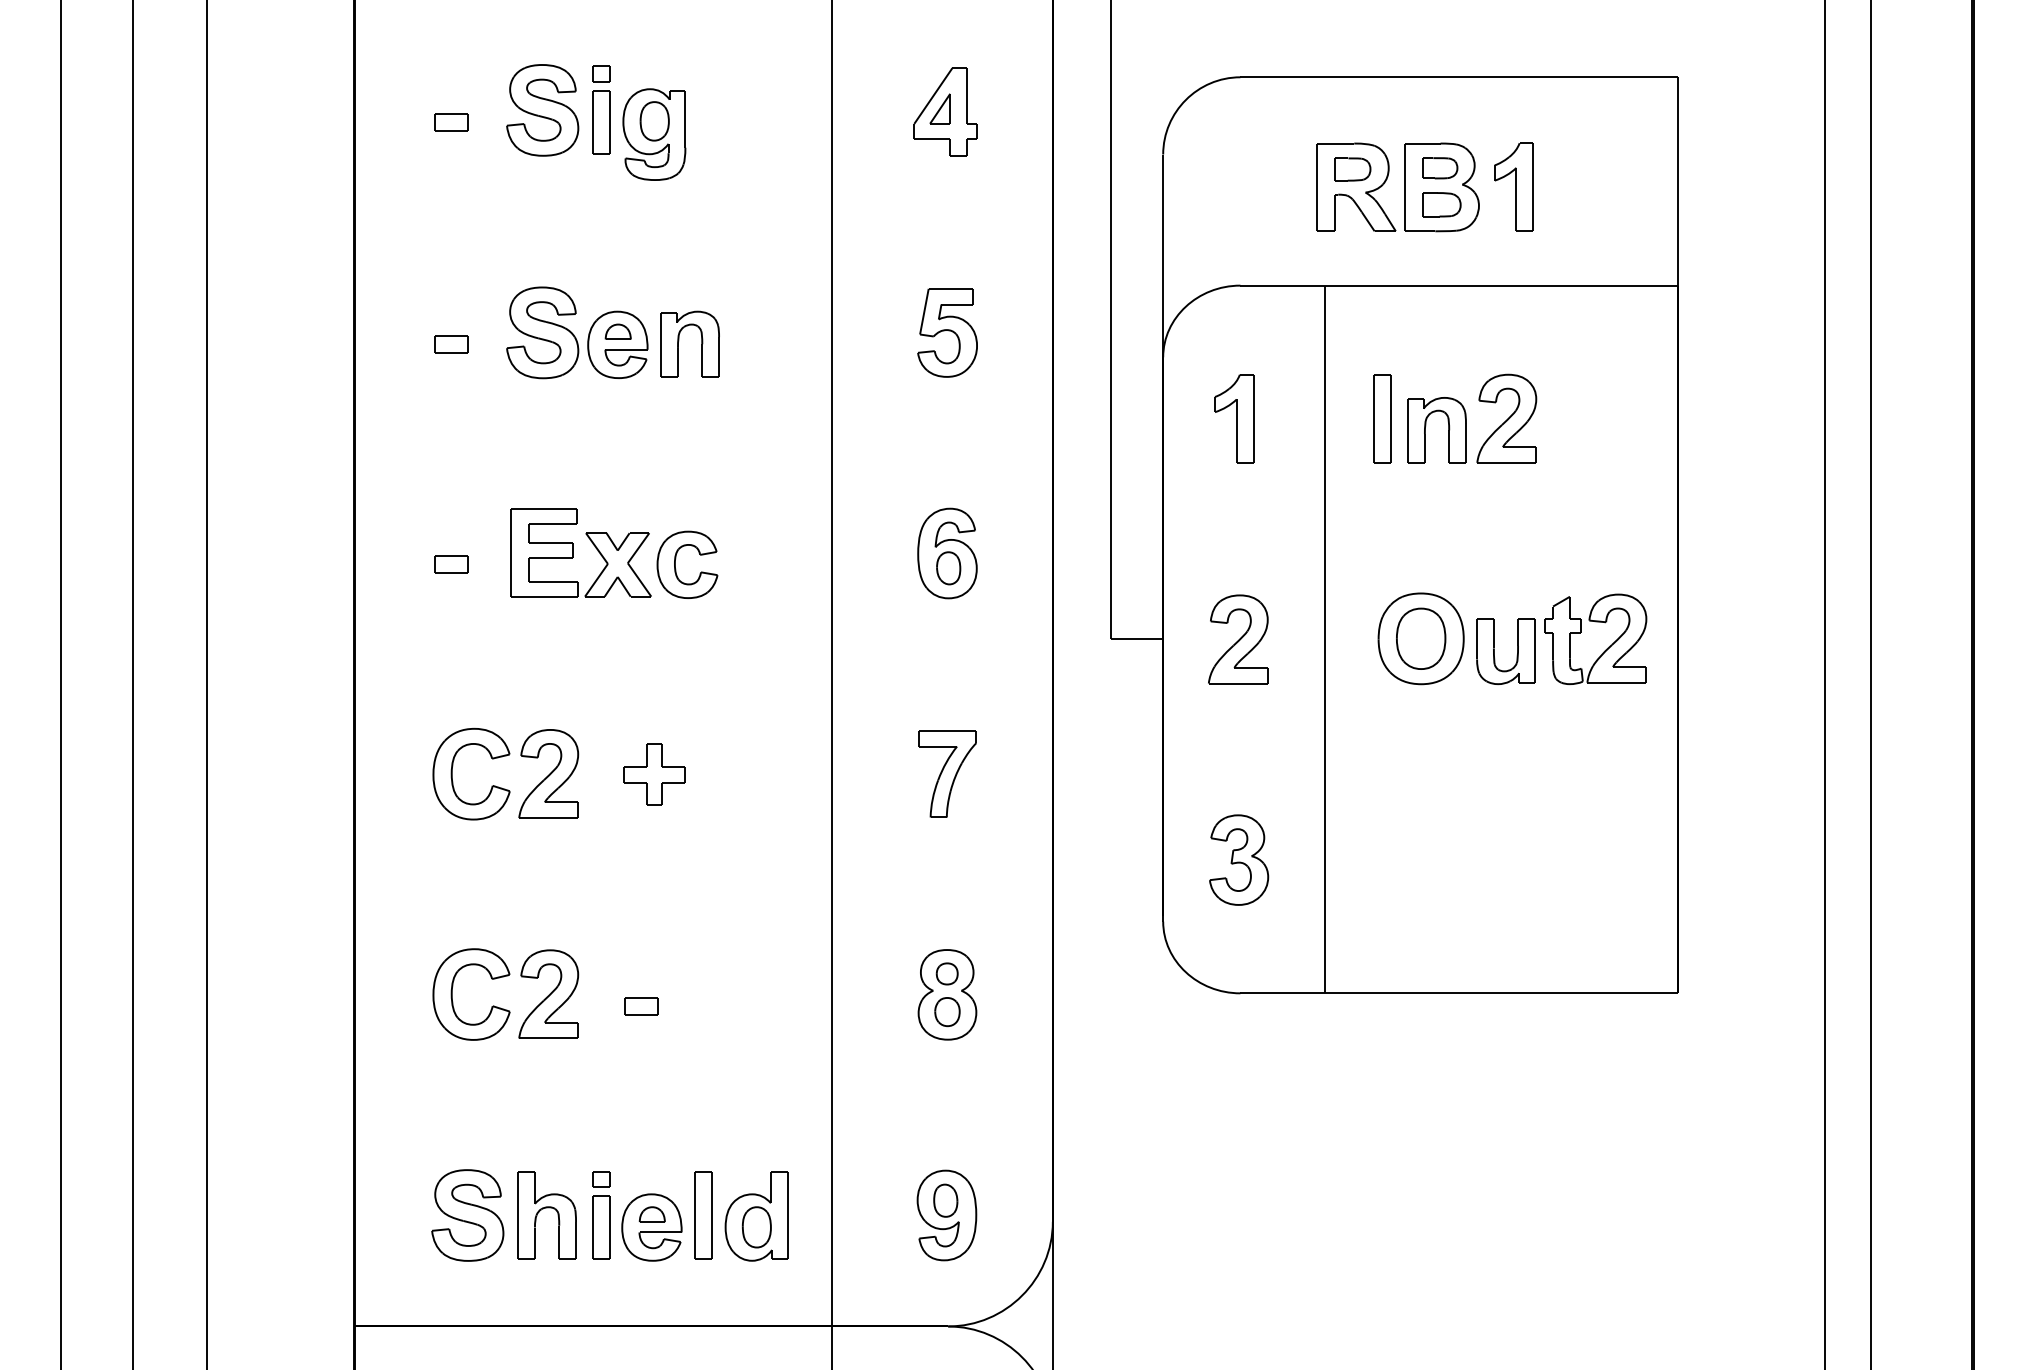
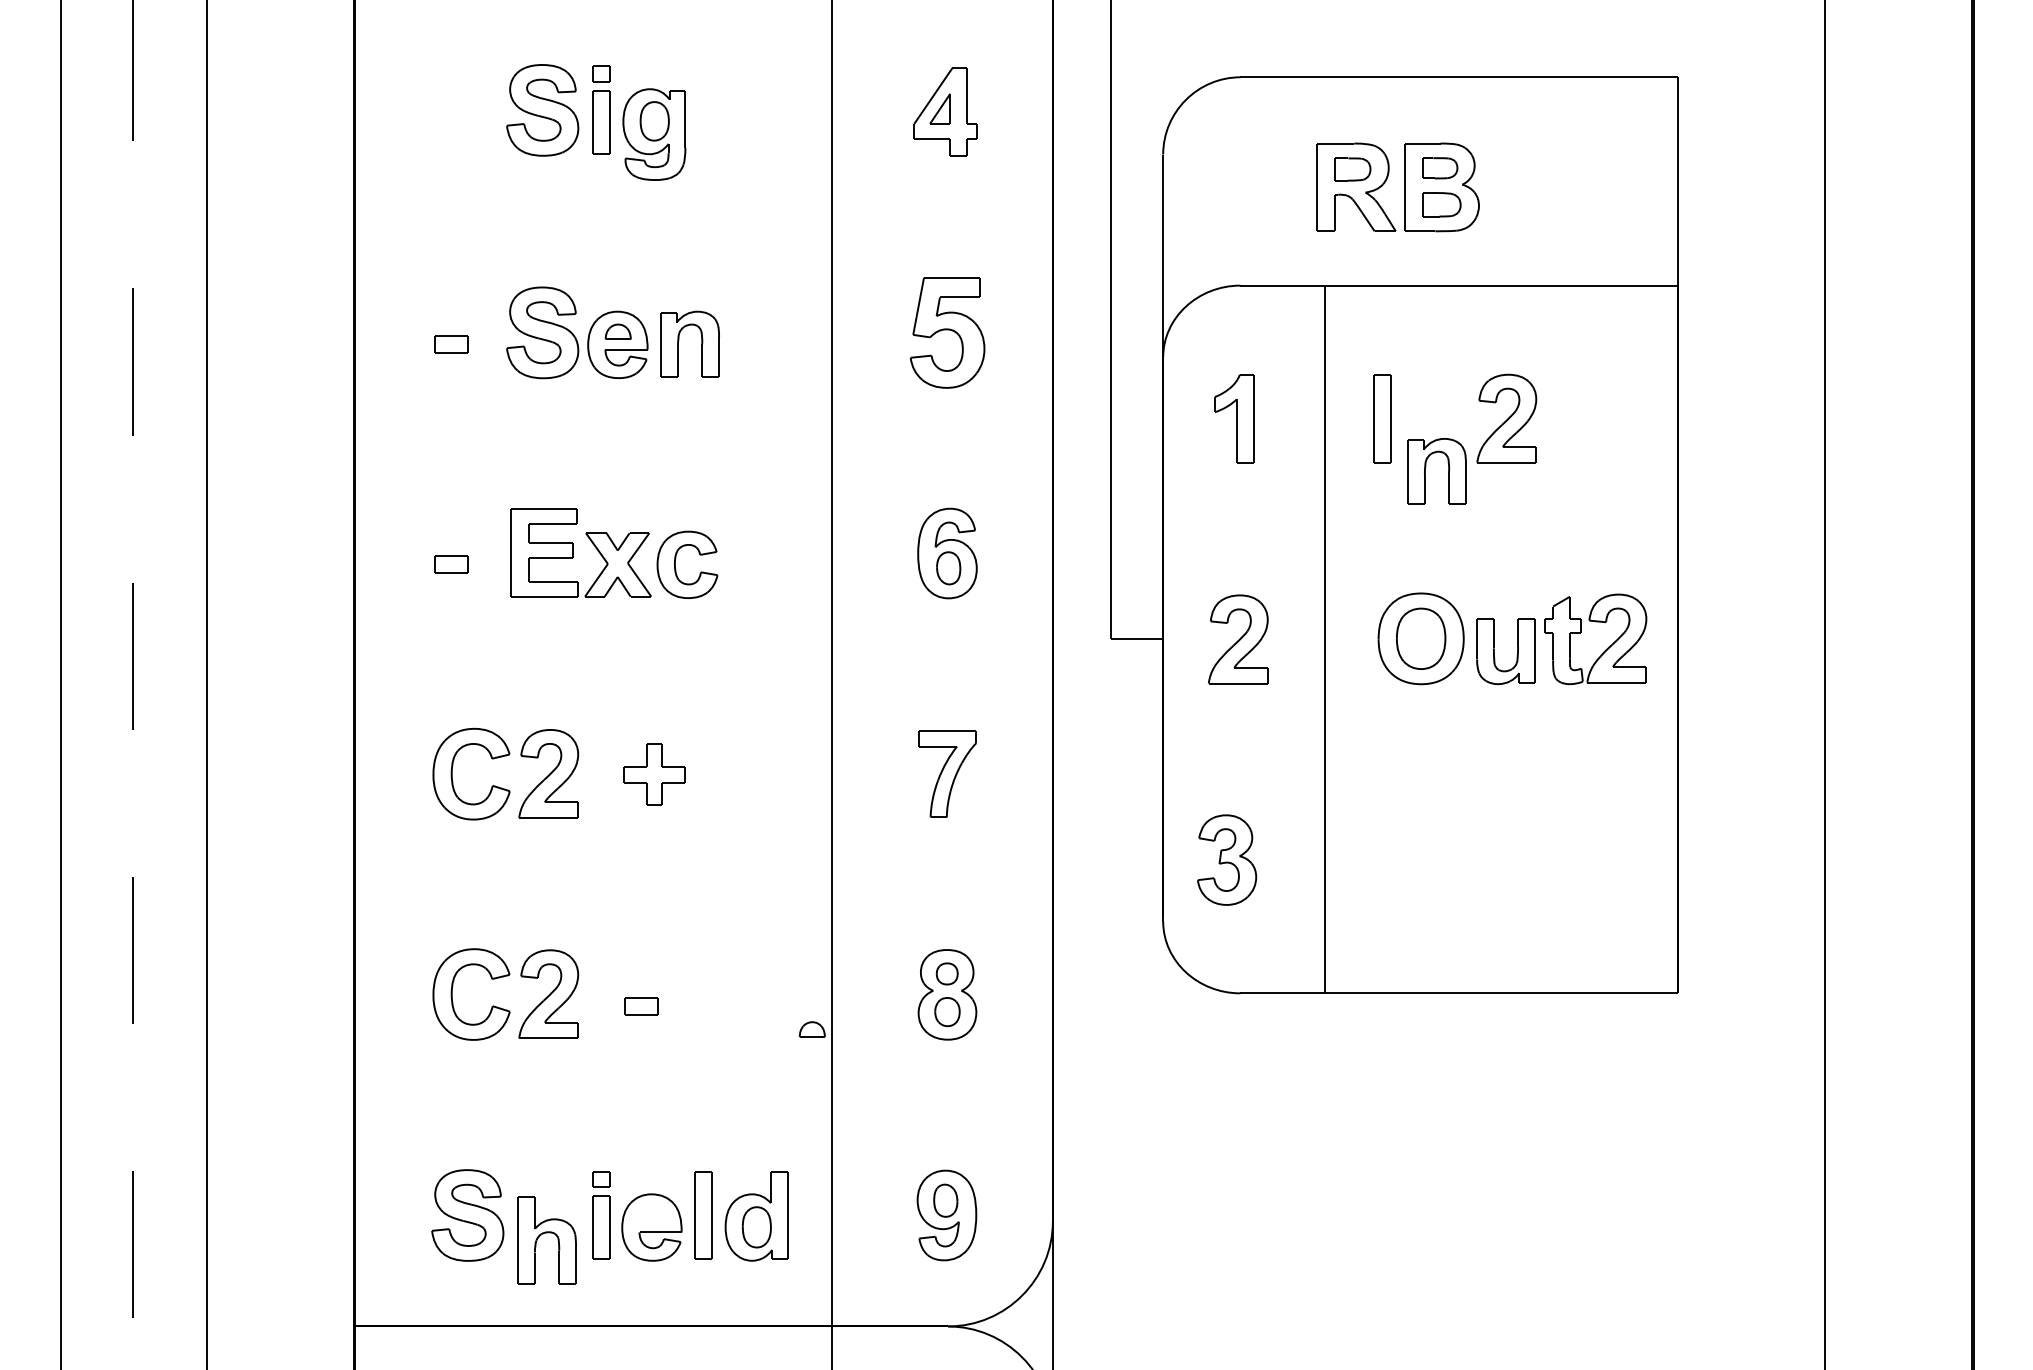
part: present -> none (451, 122)
part: present -> none (1513, 186)
part size: 61x90 px -> 77x112 px (947, 332)
part position: (1426, 426) -> (1426, 467) (1426, 467)
line: present -> none (1870, 684)
line: solid -> dashed (132, 685)
part position: (1239, 859) -> (1227, 859) (1227, 859)
part position: (543, 1209) -> (543, 1234) (543, 1234)
part position: (651, 1214) -> (811, 1029) (811, 1029)
